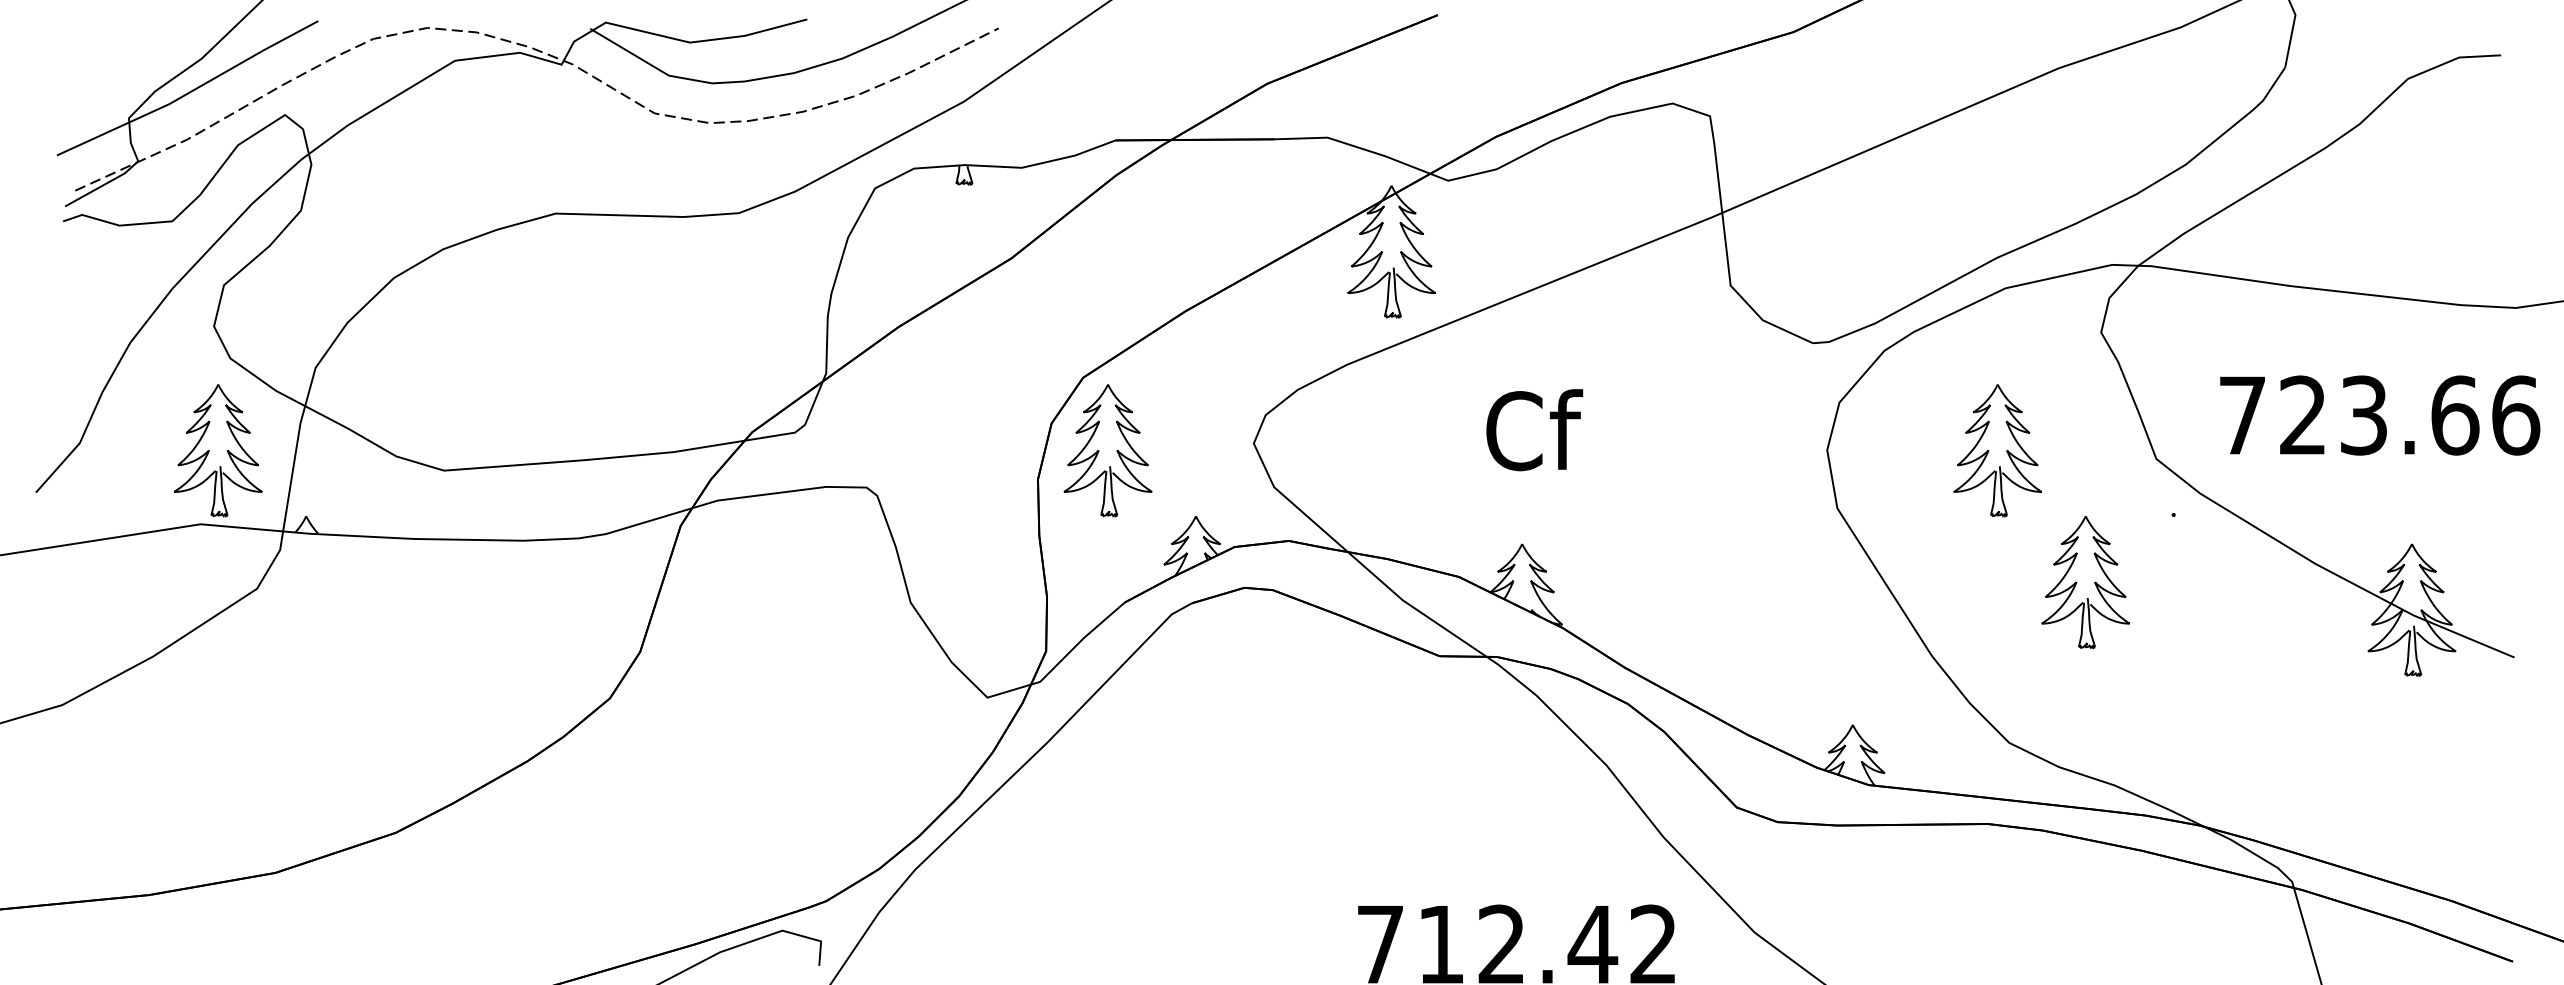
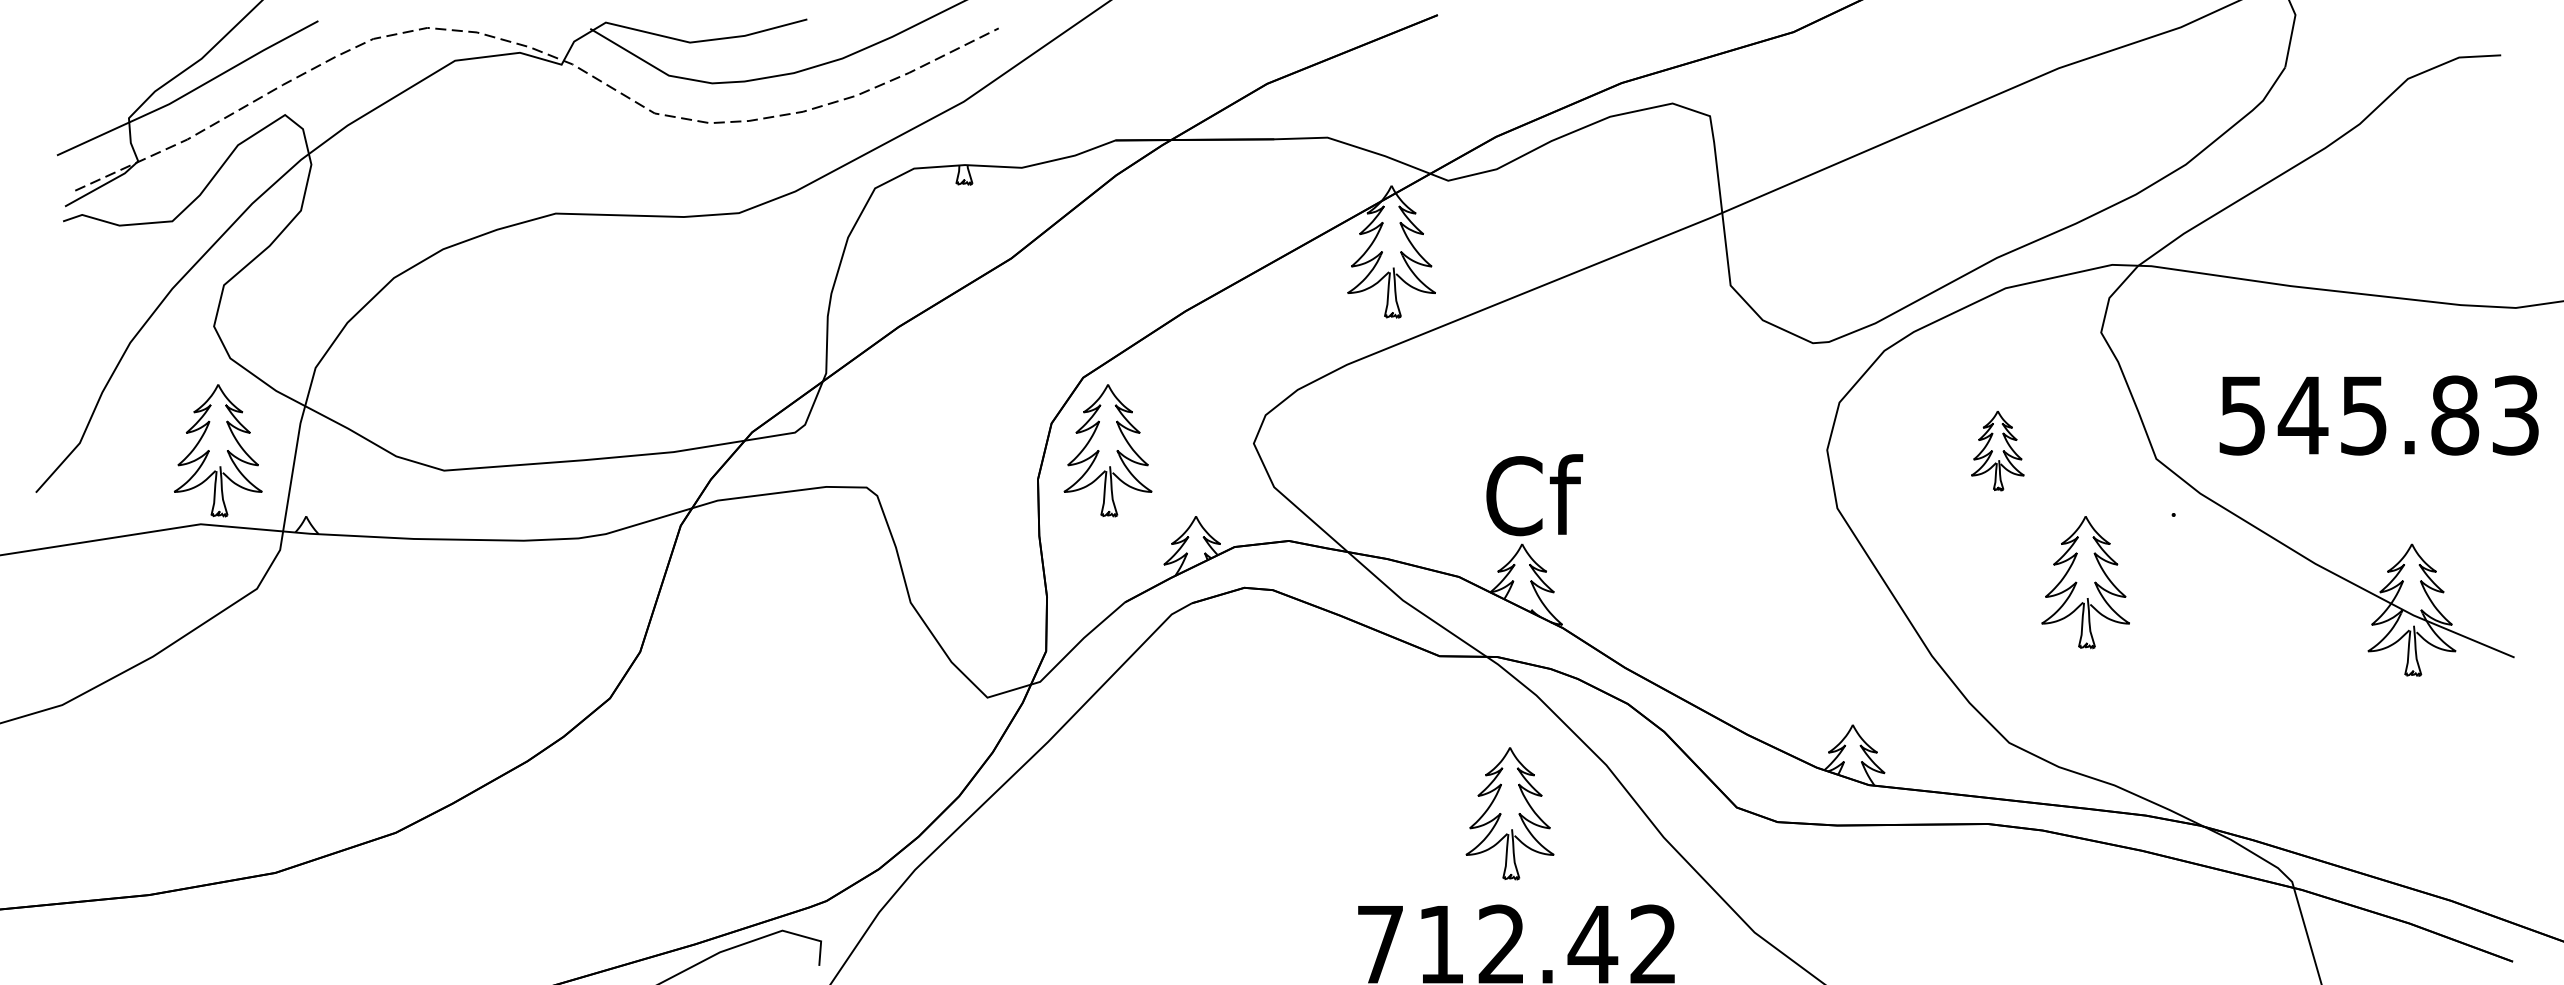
text: 723.66 -> 545.83 (2379, 415)
text position: (1534, 430) -> (1534, 495) (1534, 495)
part size: 90x134 px -> 54x81 px (1997, 451)
part: none -> present (1509, 813)
